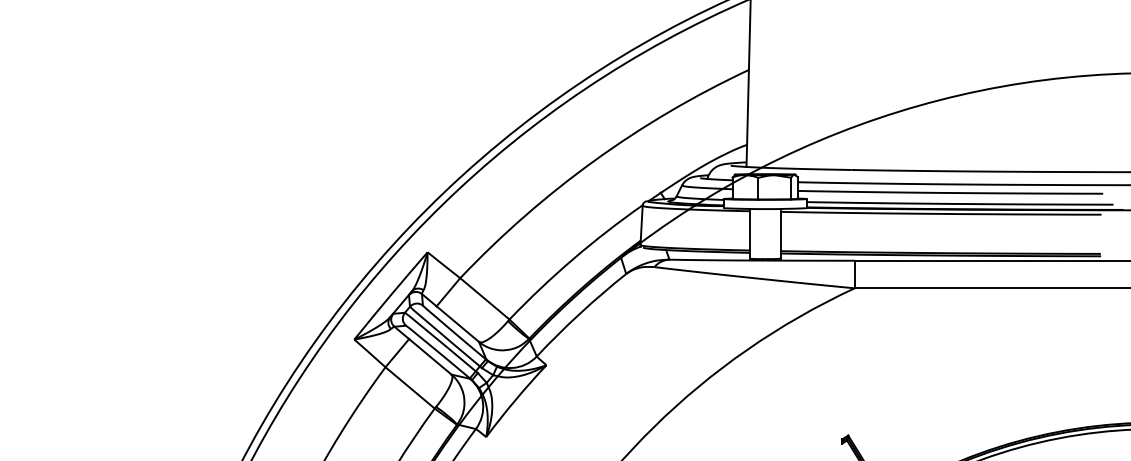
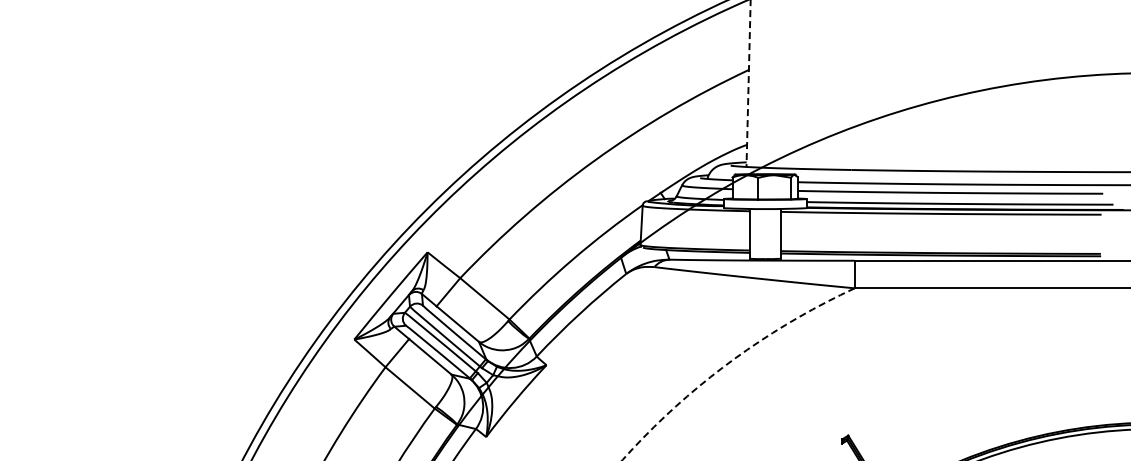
line: solid -> dashed (748, 84)
arc: solid -> dashed (727, 363)
